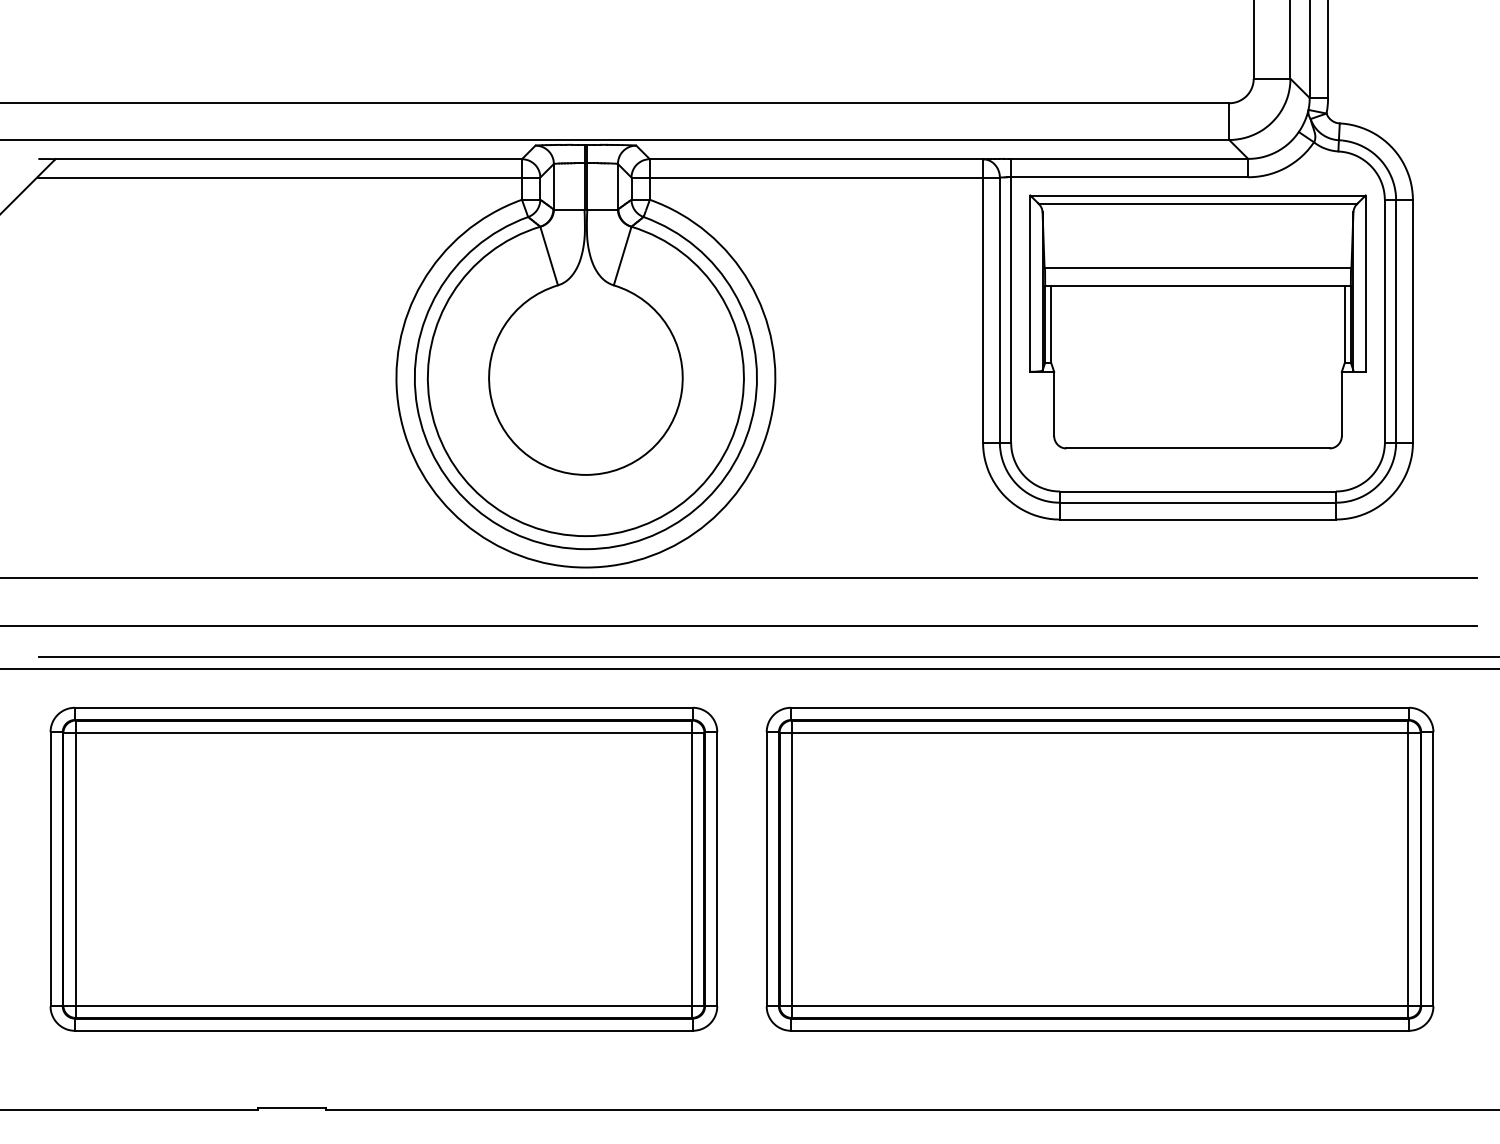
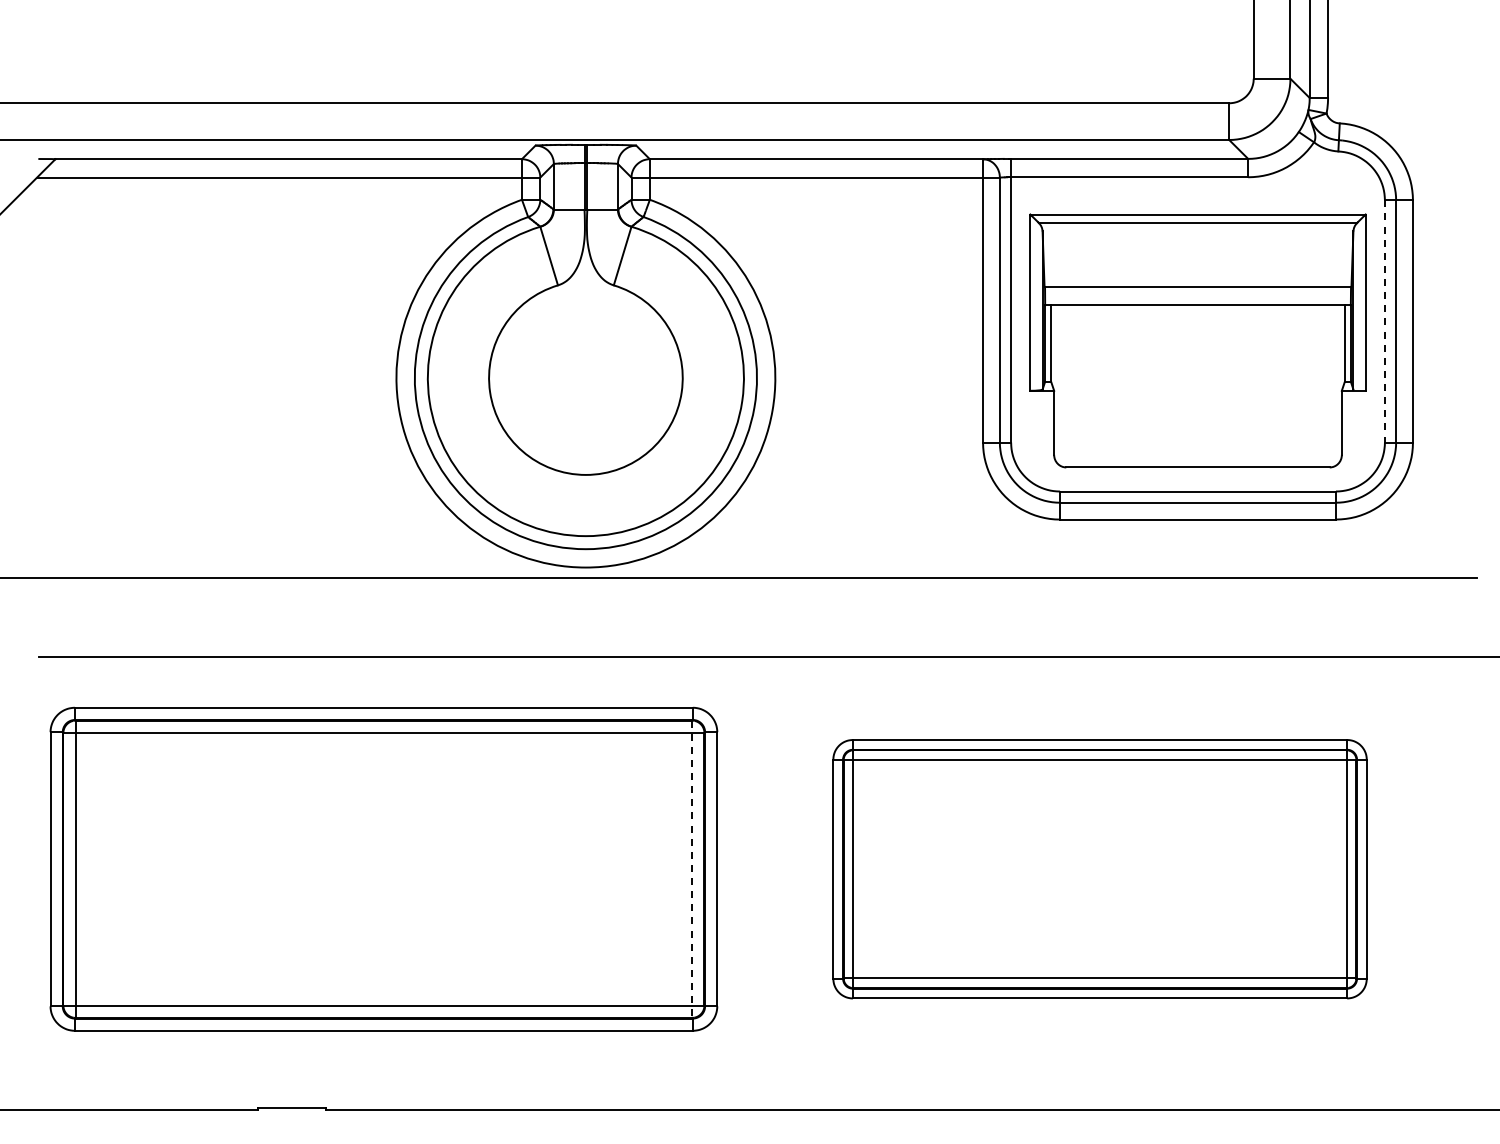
part position: (1197, 321) -> (1197, 340) (1197, 340)
line: solid -> dashed (1384, 321)
line: present -> none (739, 625)
line: present -> none (749, 669)
part size: 670x326 px -> 536x261 px (1099, 869)
line: solid -> dashed (692, 869)
